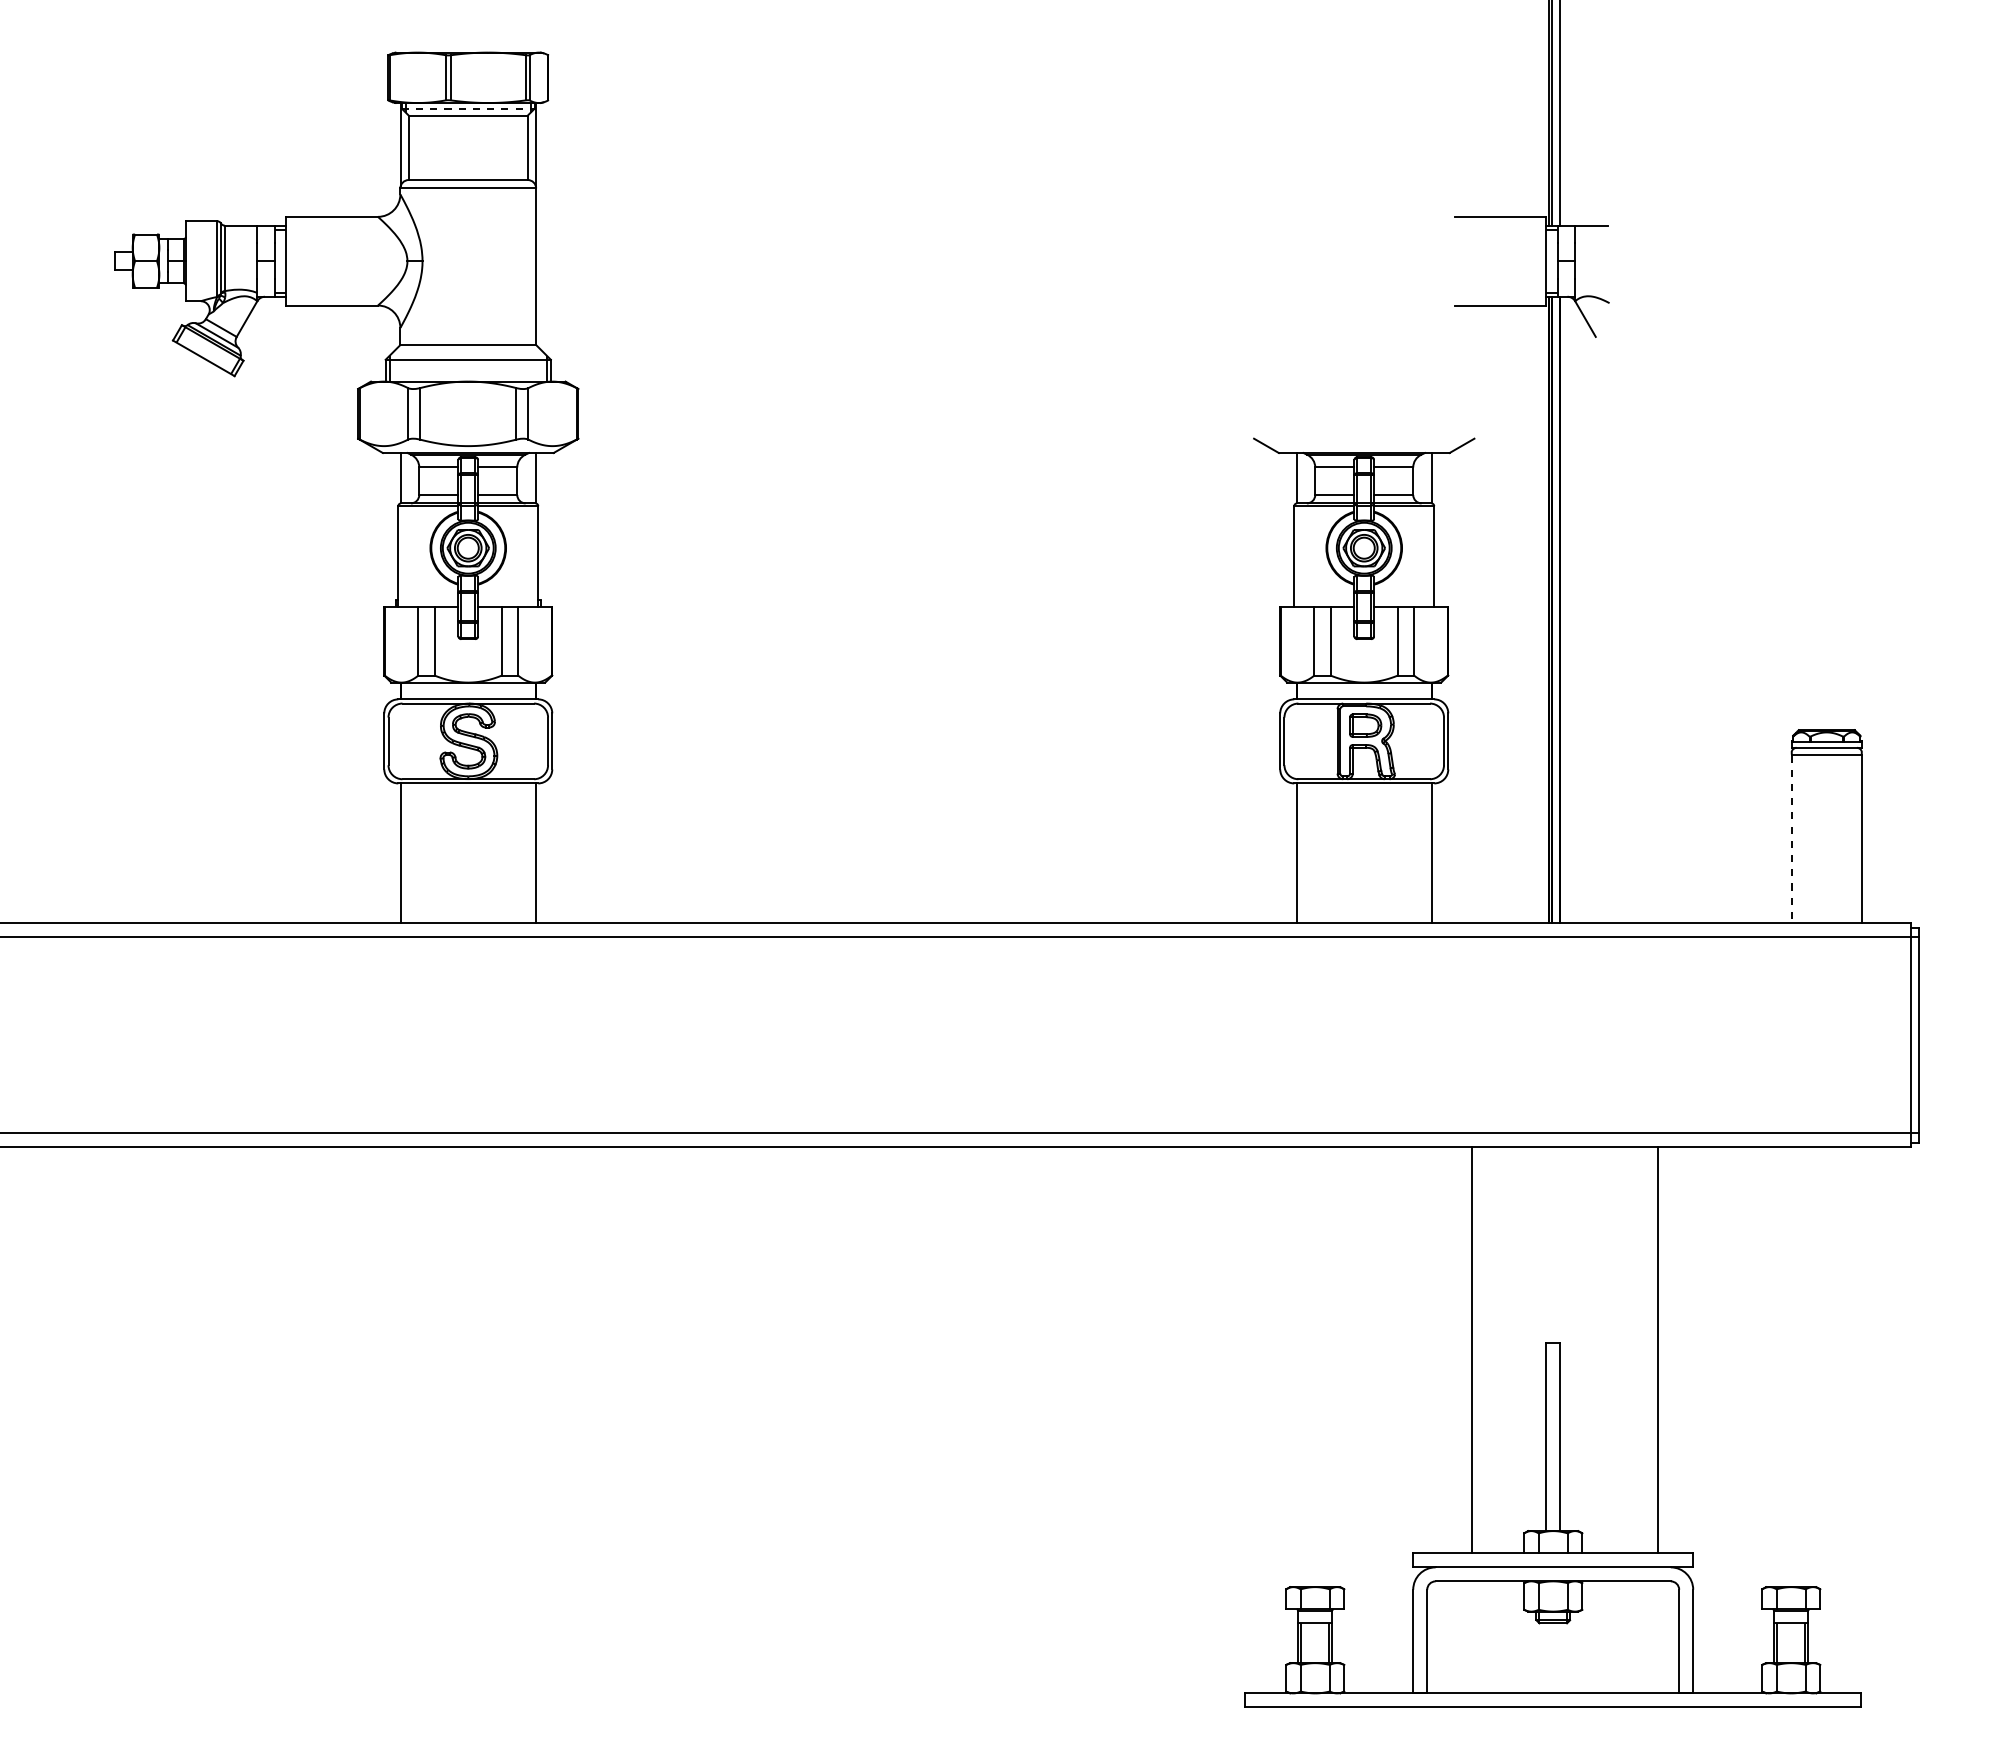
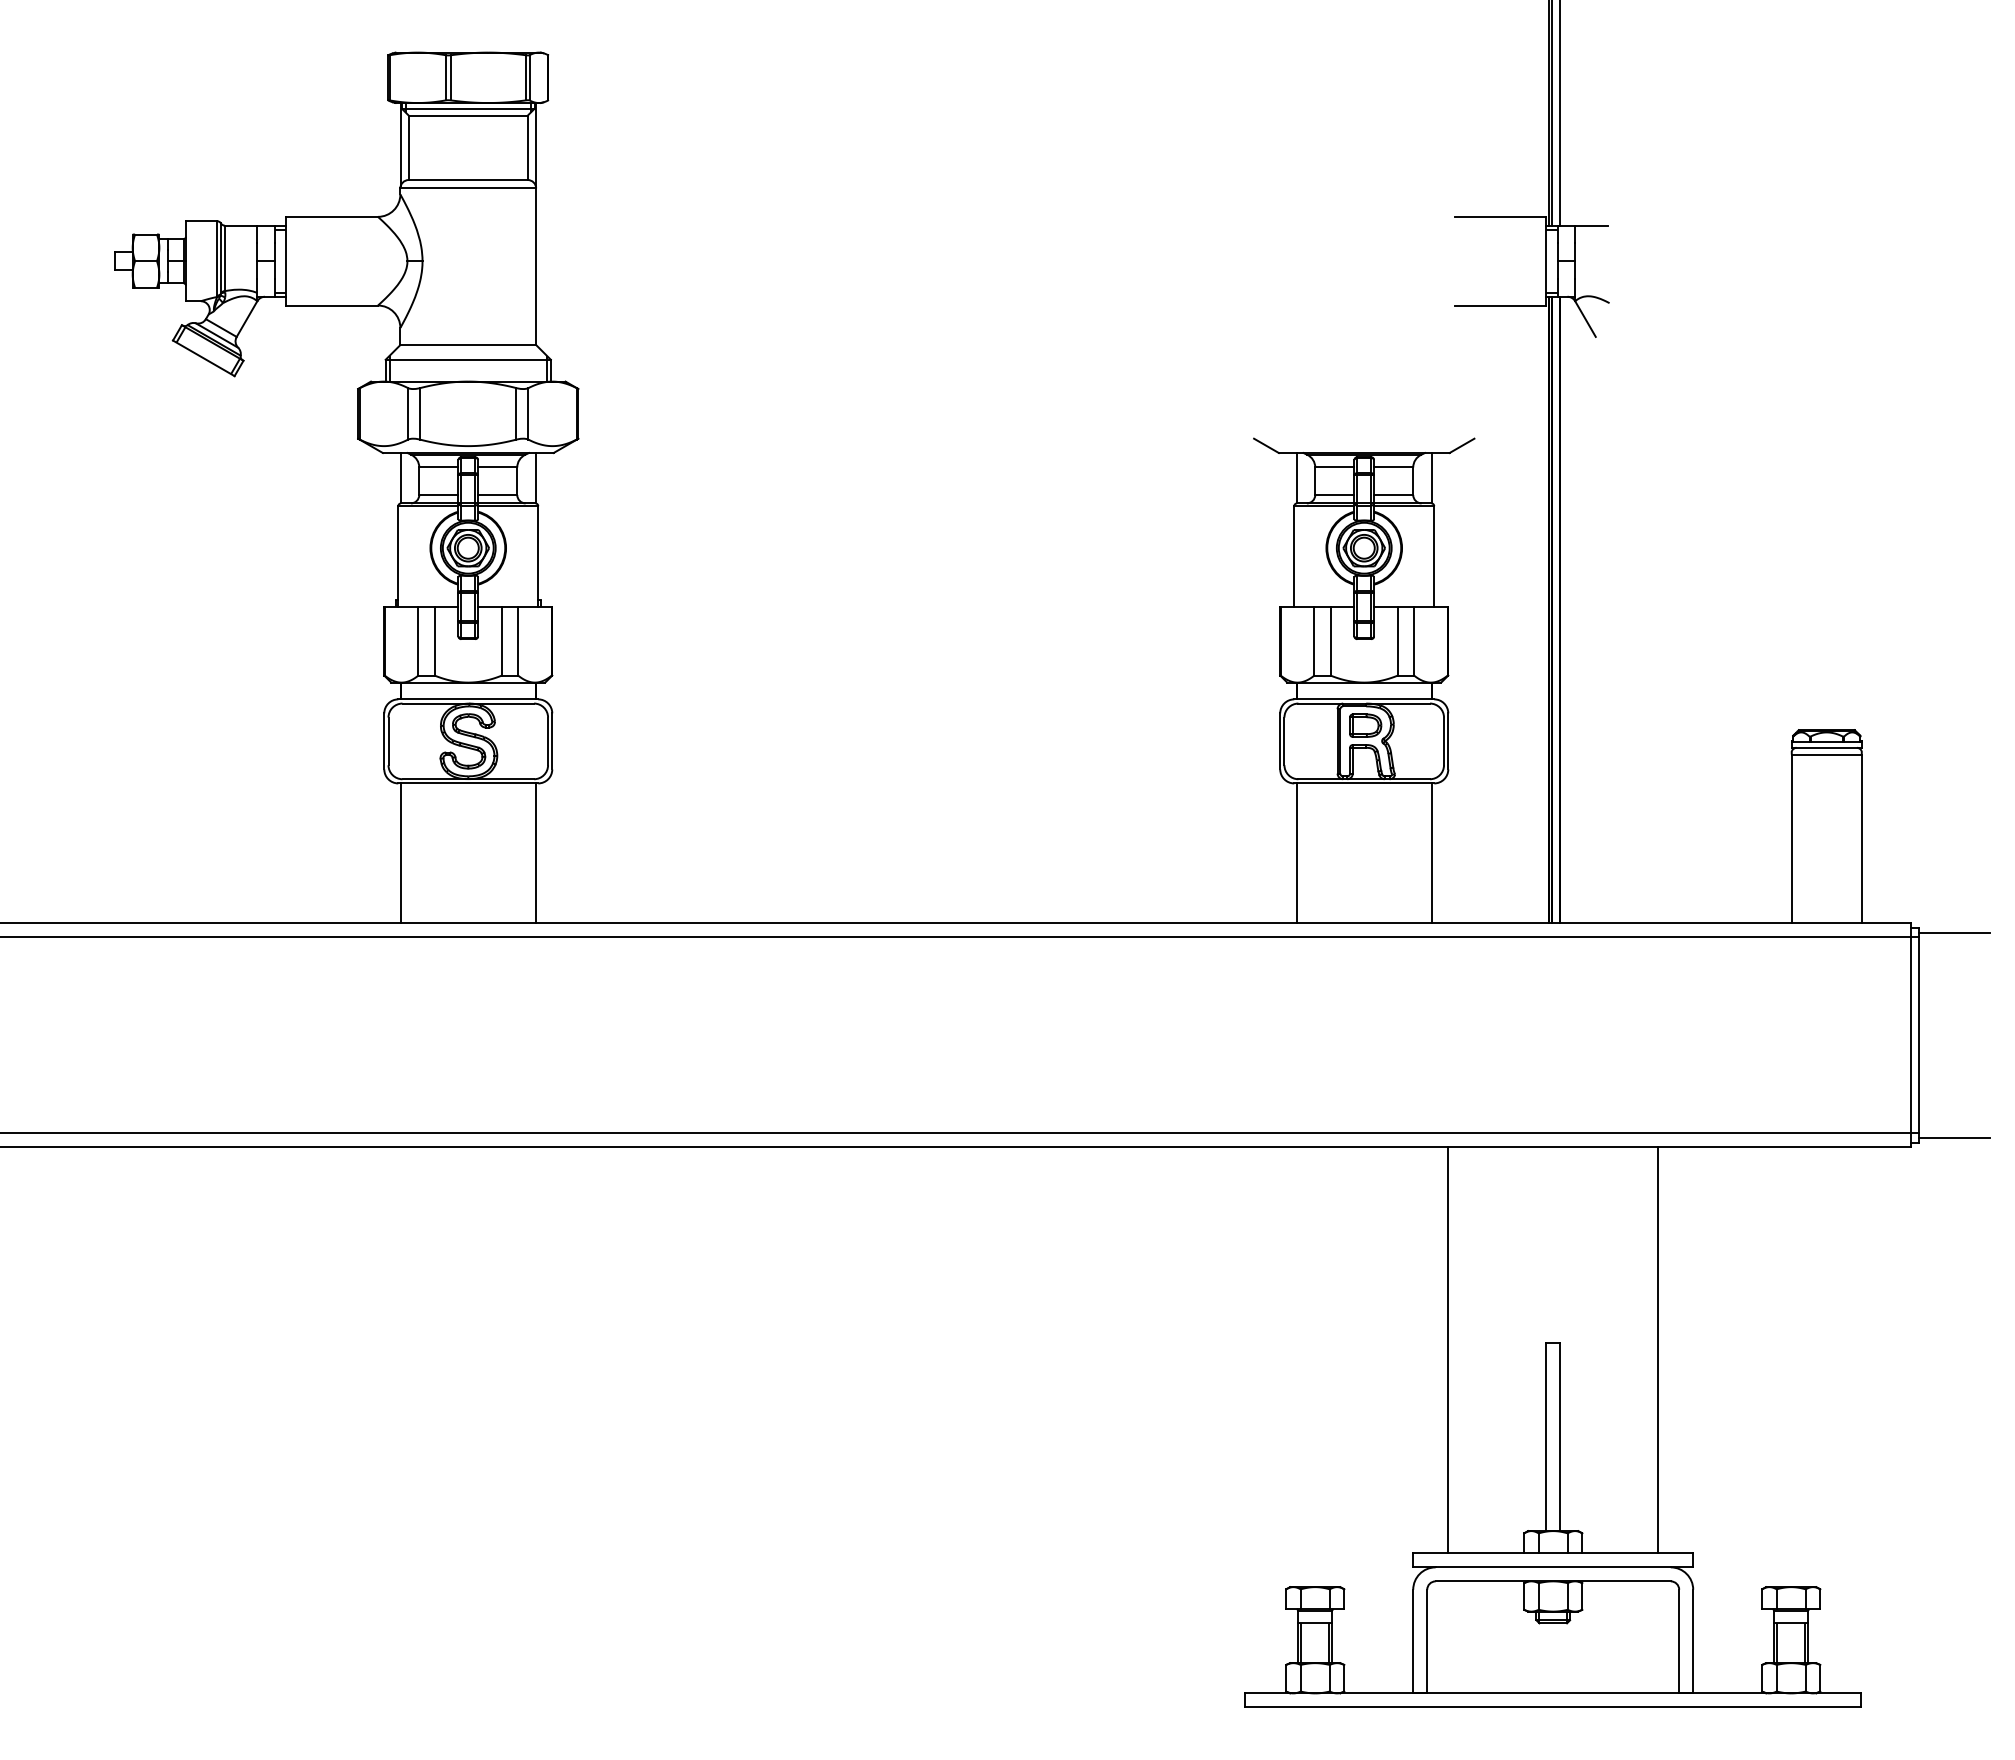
line: dashed -> solid (468, 108)
line: dashed -> solid (1791, 839)
line: none -> present (1954, 933)
line: none -> present (1954, 1137)
line position: (1472, 1350) -> (1448, 1350) (1448, 1350)
